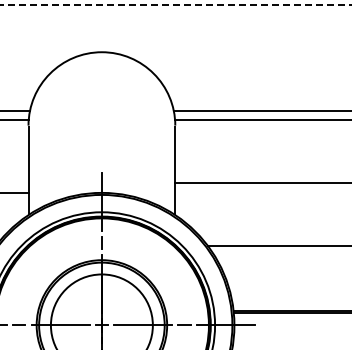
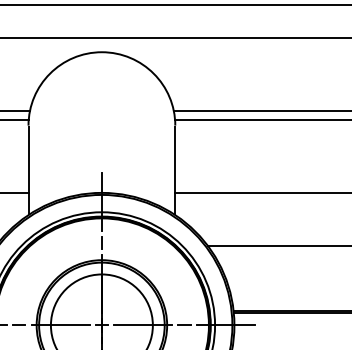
line: dashed -> solid (175, 5)
line: none -> present (175, 38)
line position: (261, 182) -> (261, 192) (261, 192)
